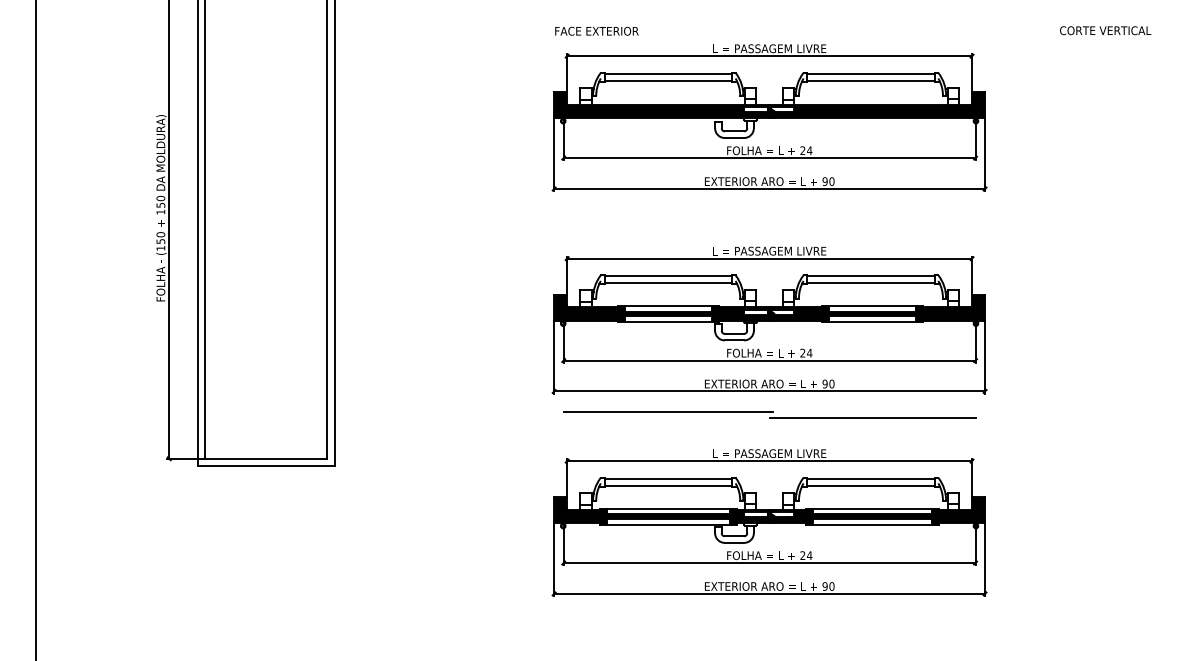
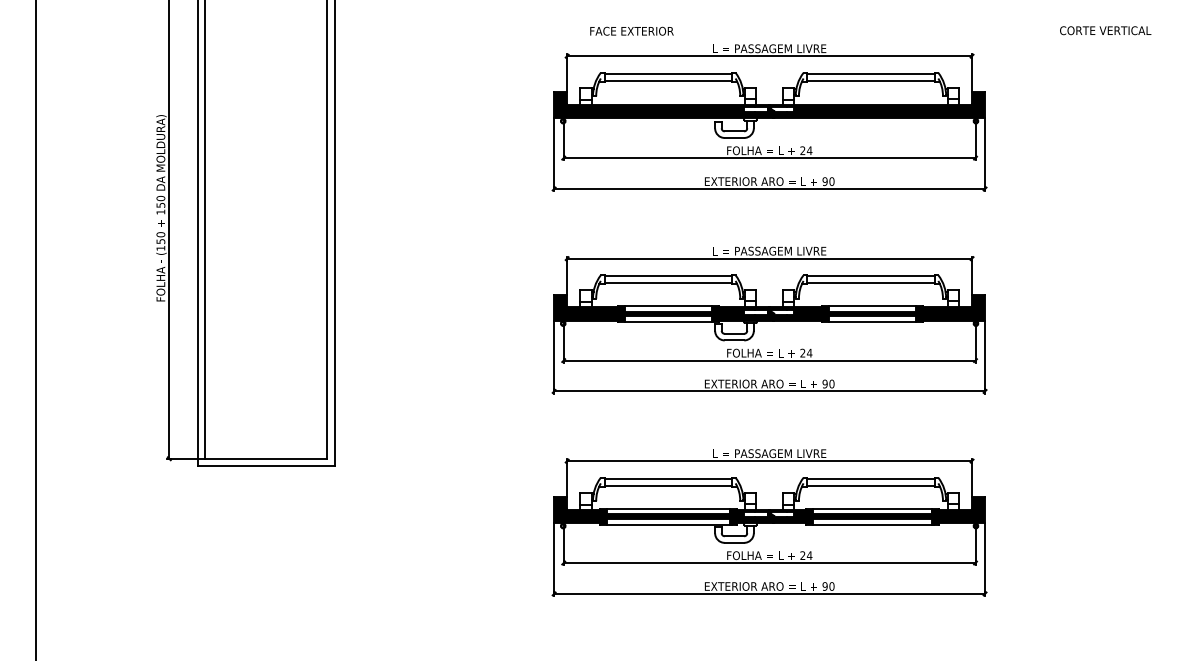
text position: (596, 30) -> (631, 30) (631, 30)
part: present -> none (769, 414)
